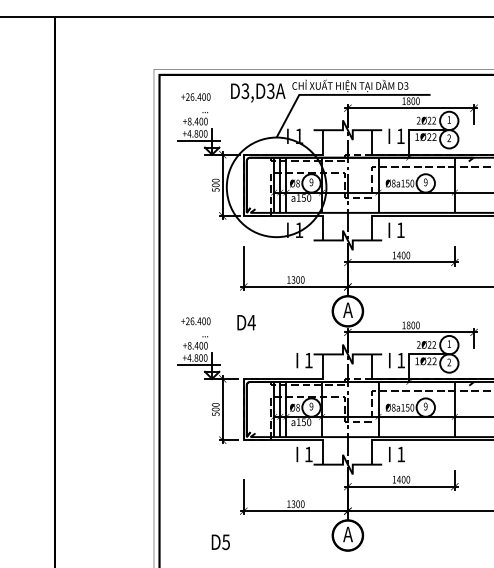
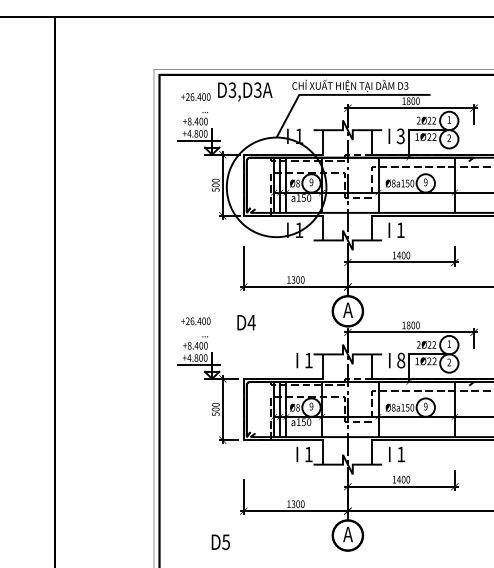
text position: (258, 92) -> (245, 91) (245, 91)
text: 1 -> 3 (400, 136)
text: 1 -> 8 (401, 360)
